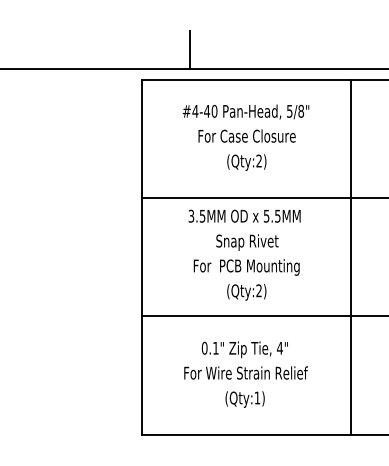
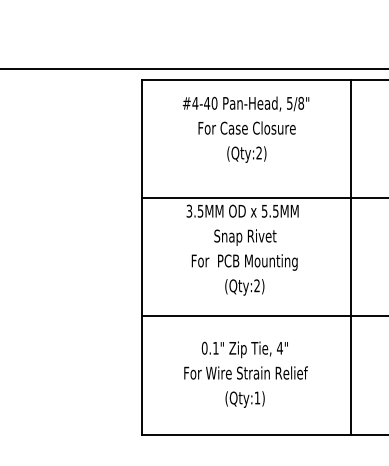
line: present -> none (190, 50)
text position: (245, 137) -> (245, 129) (245, 129)
text position: (244, 254) -> (242, 249) (242, 249)
